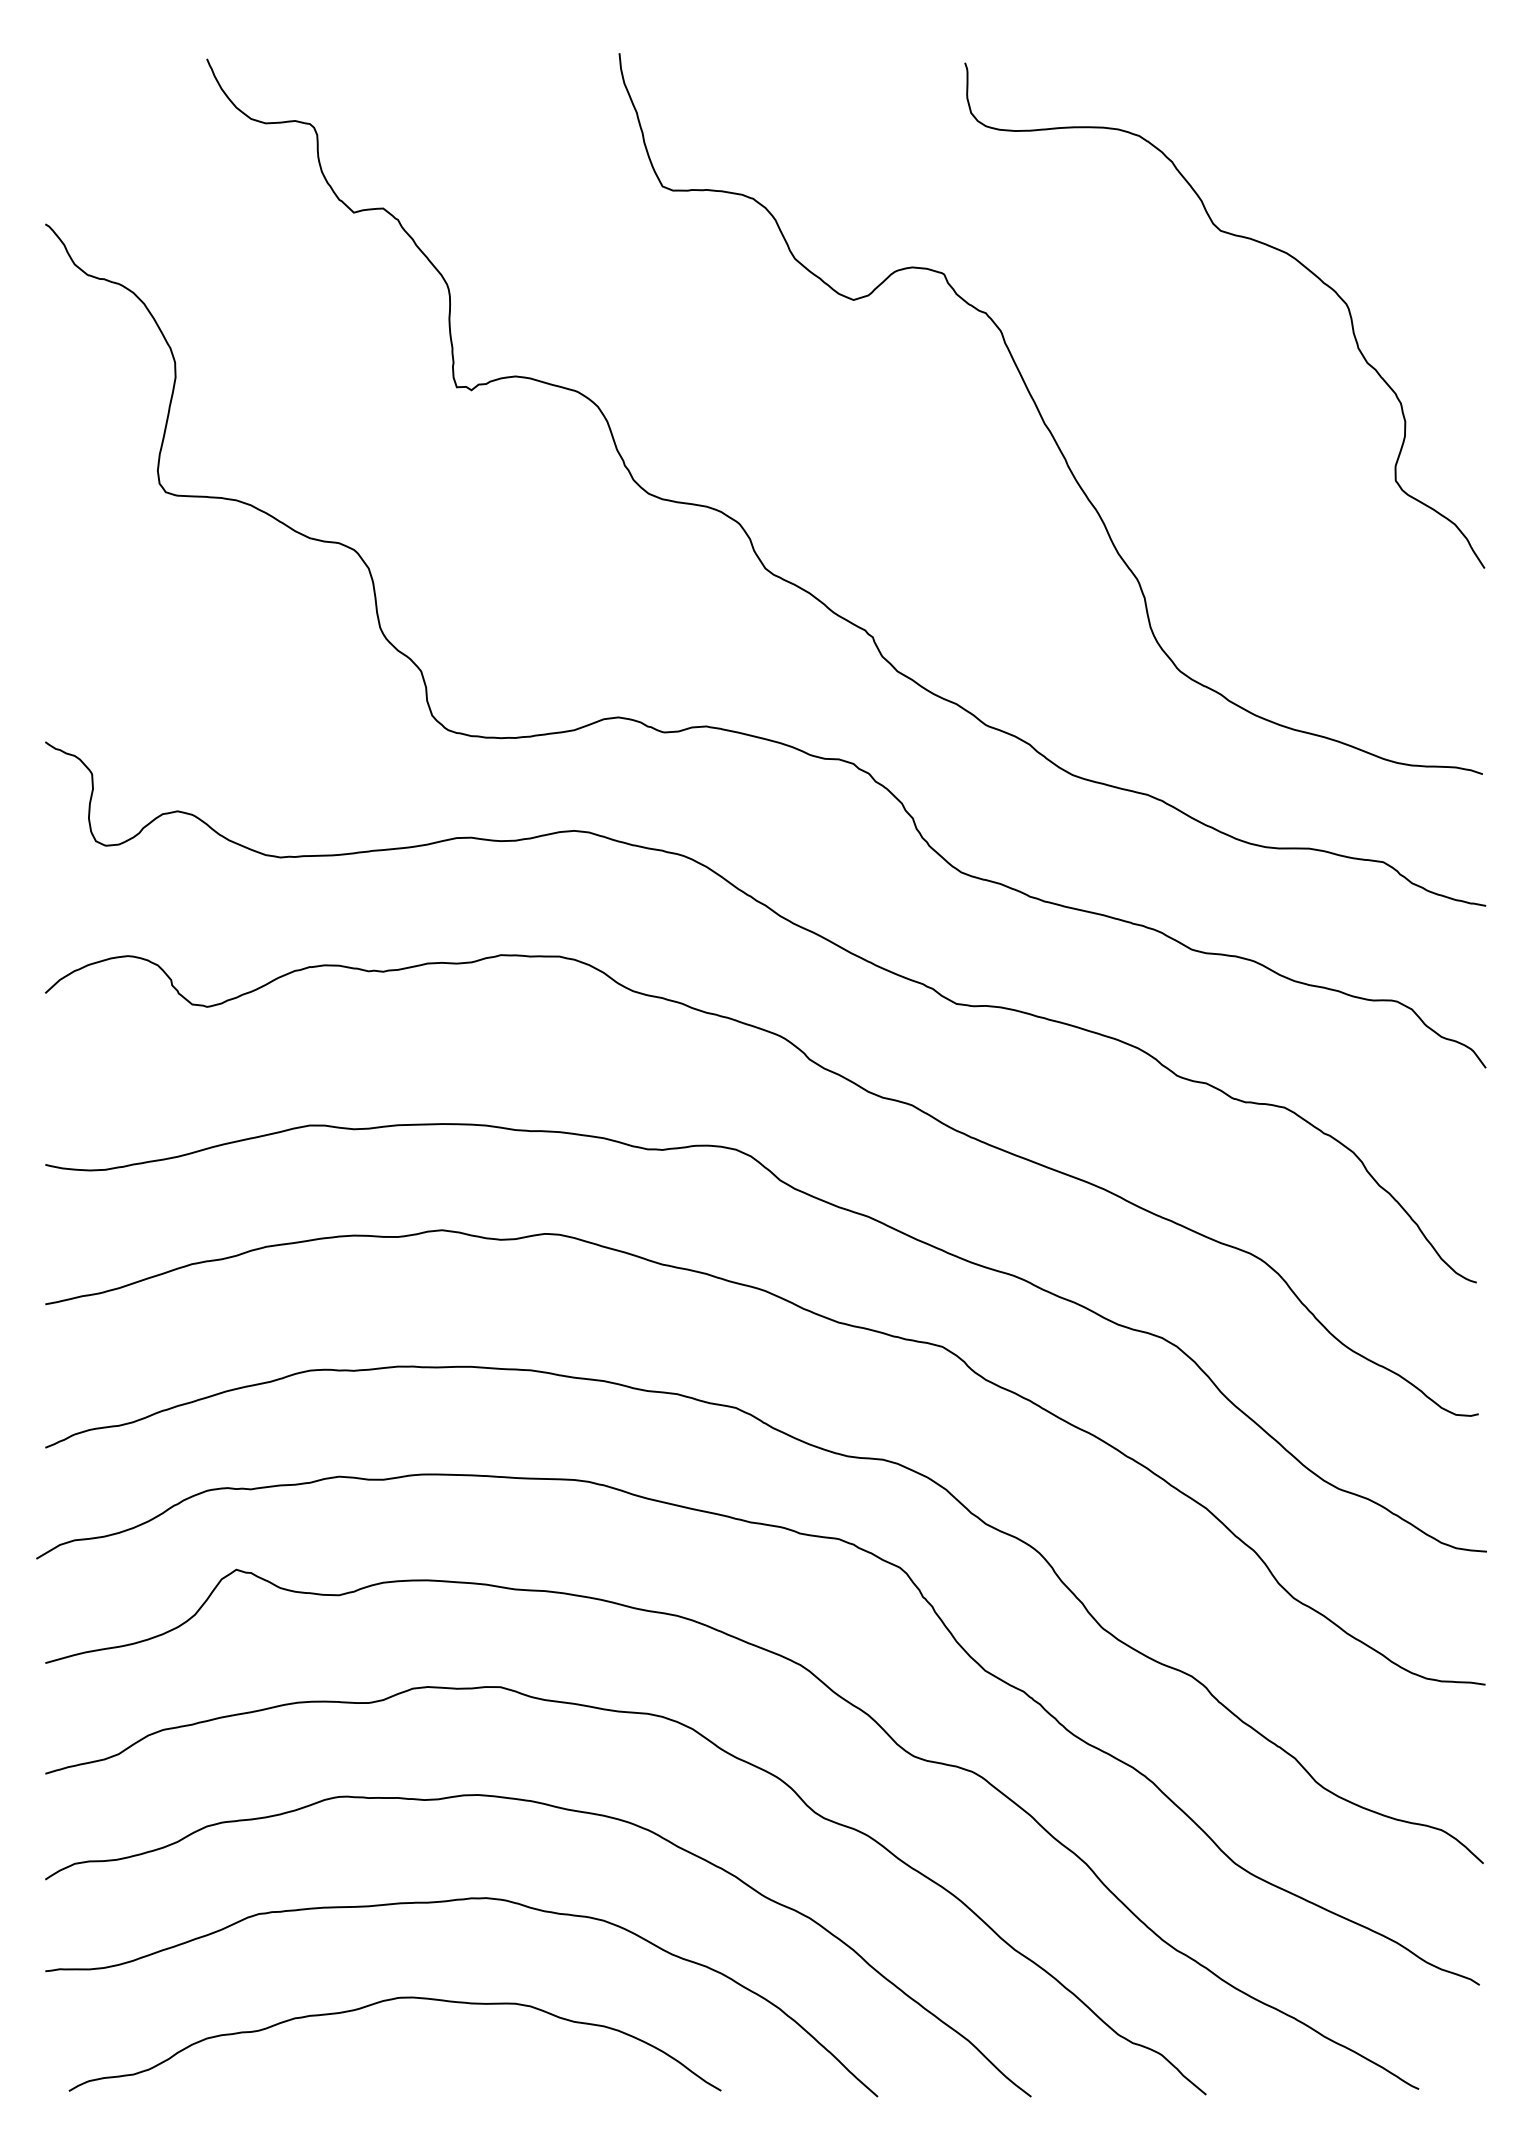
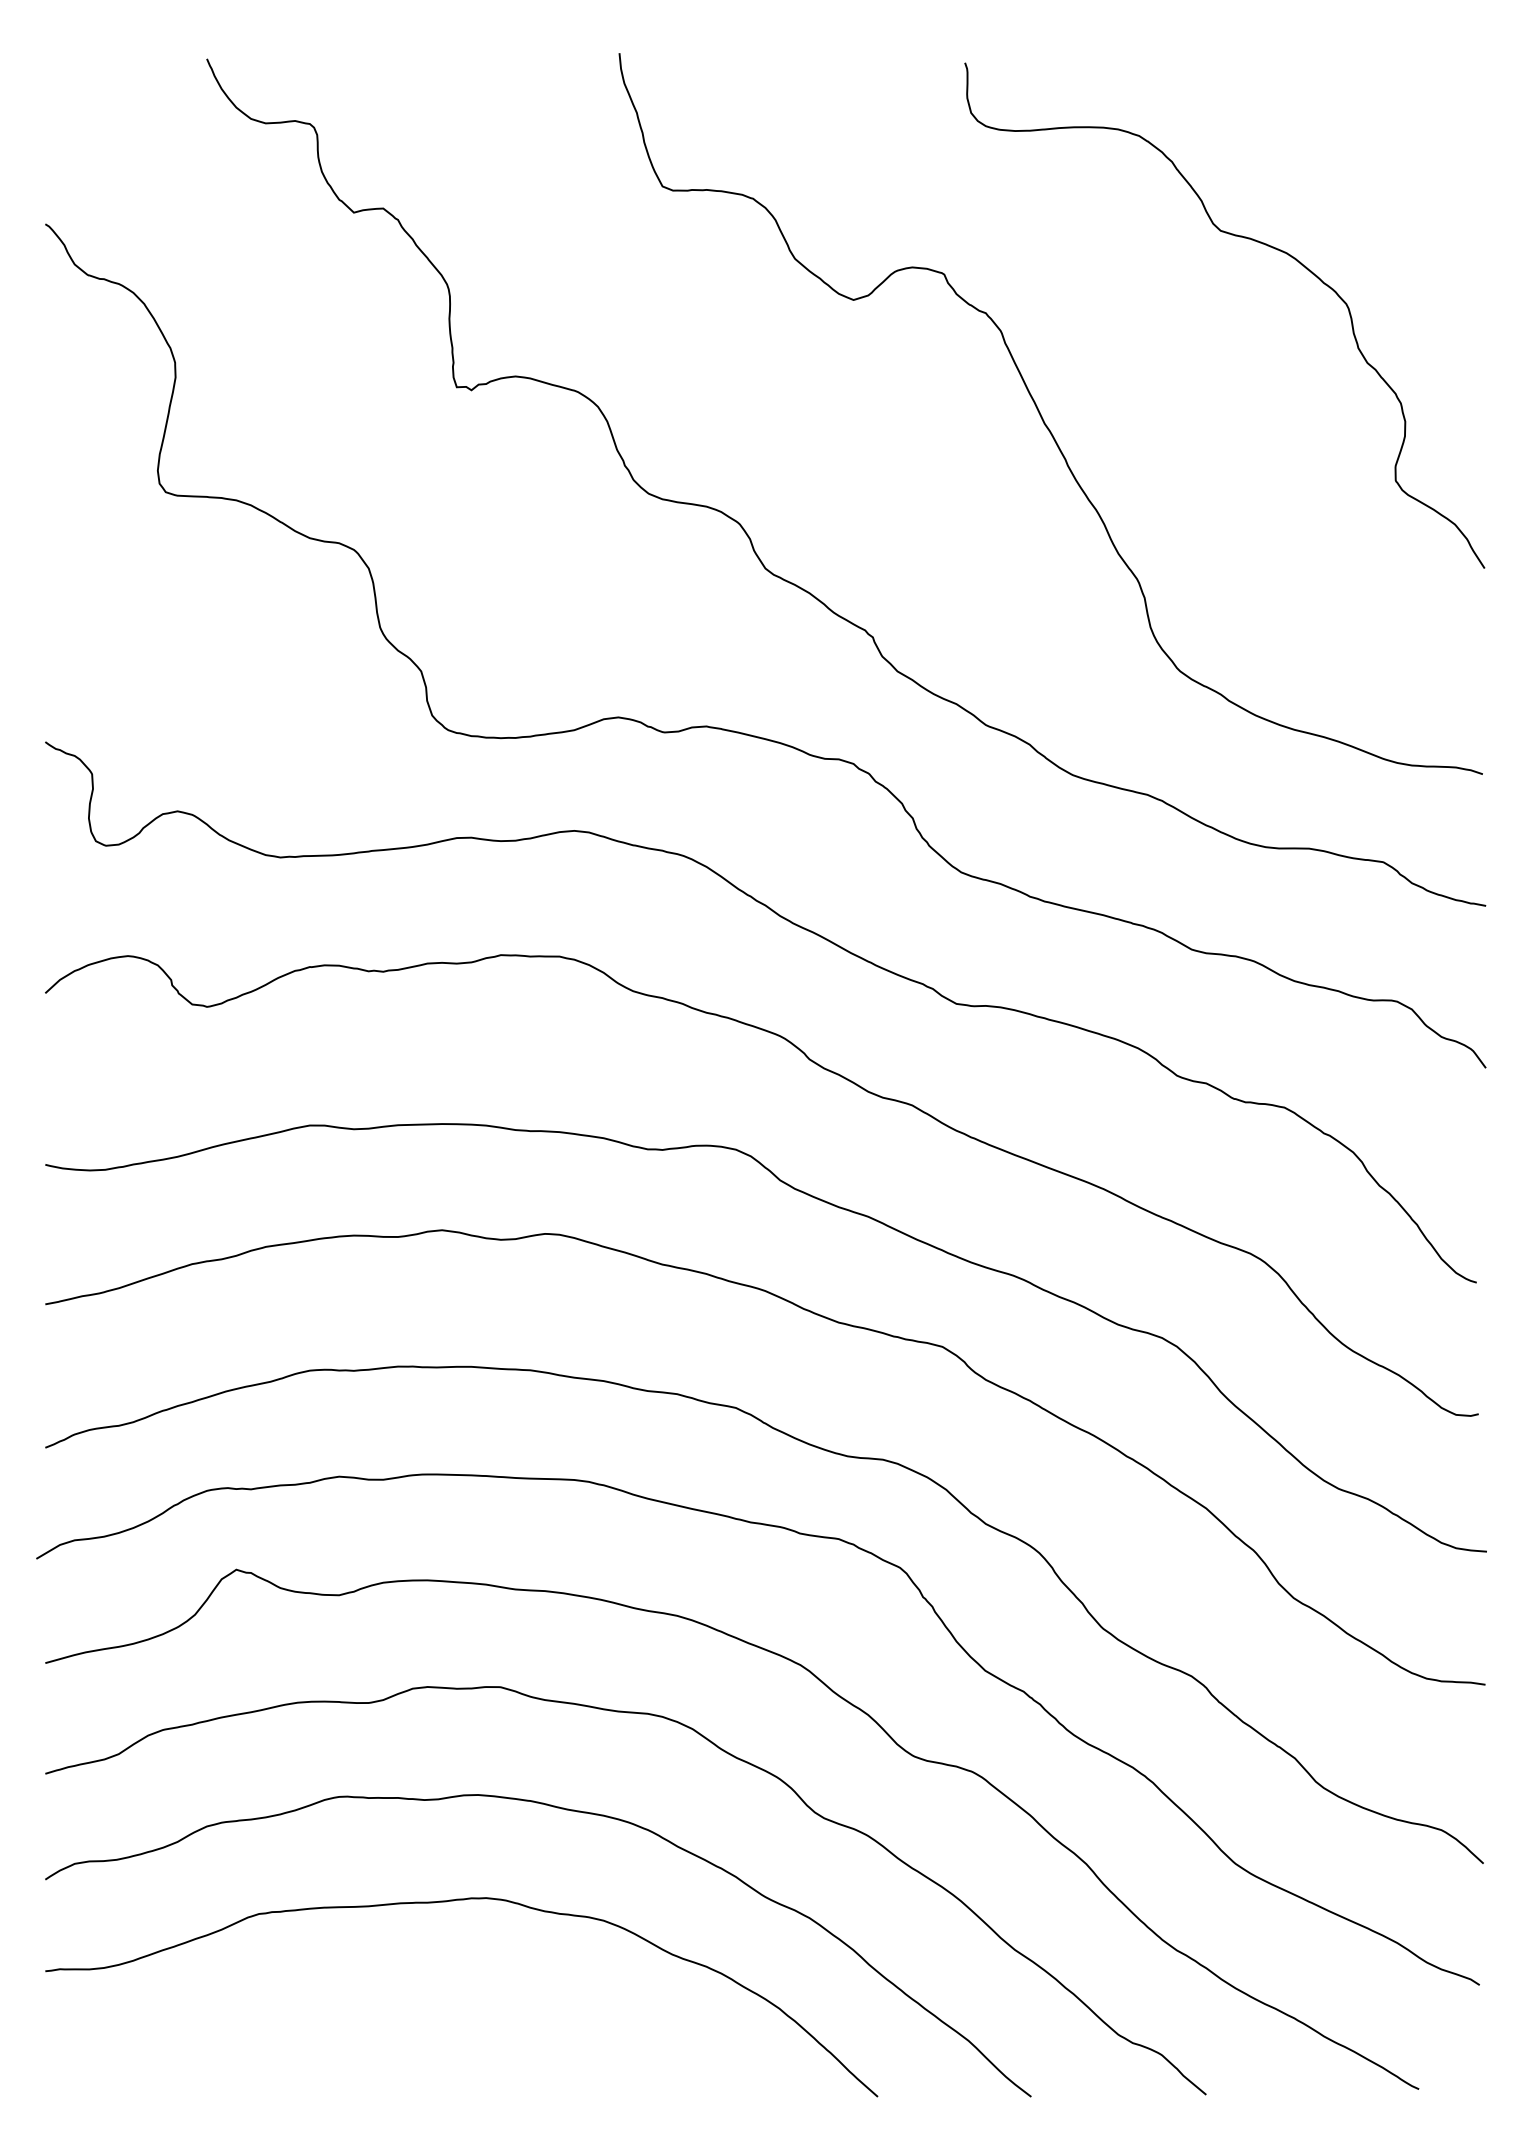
curve: present -> none (387, 2001)
